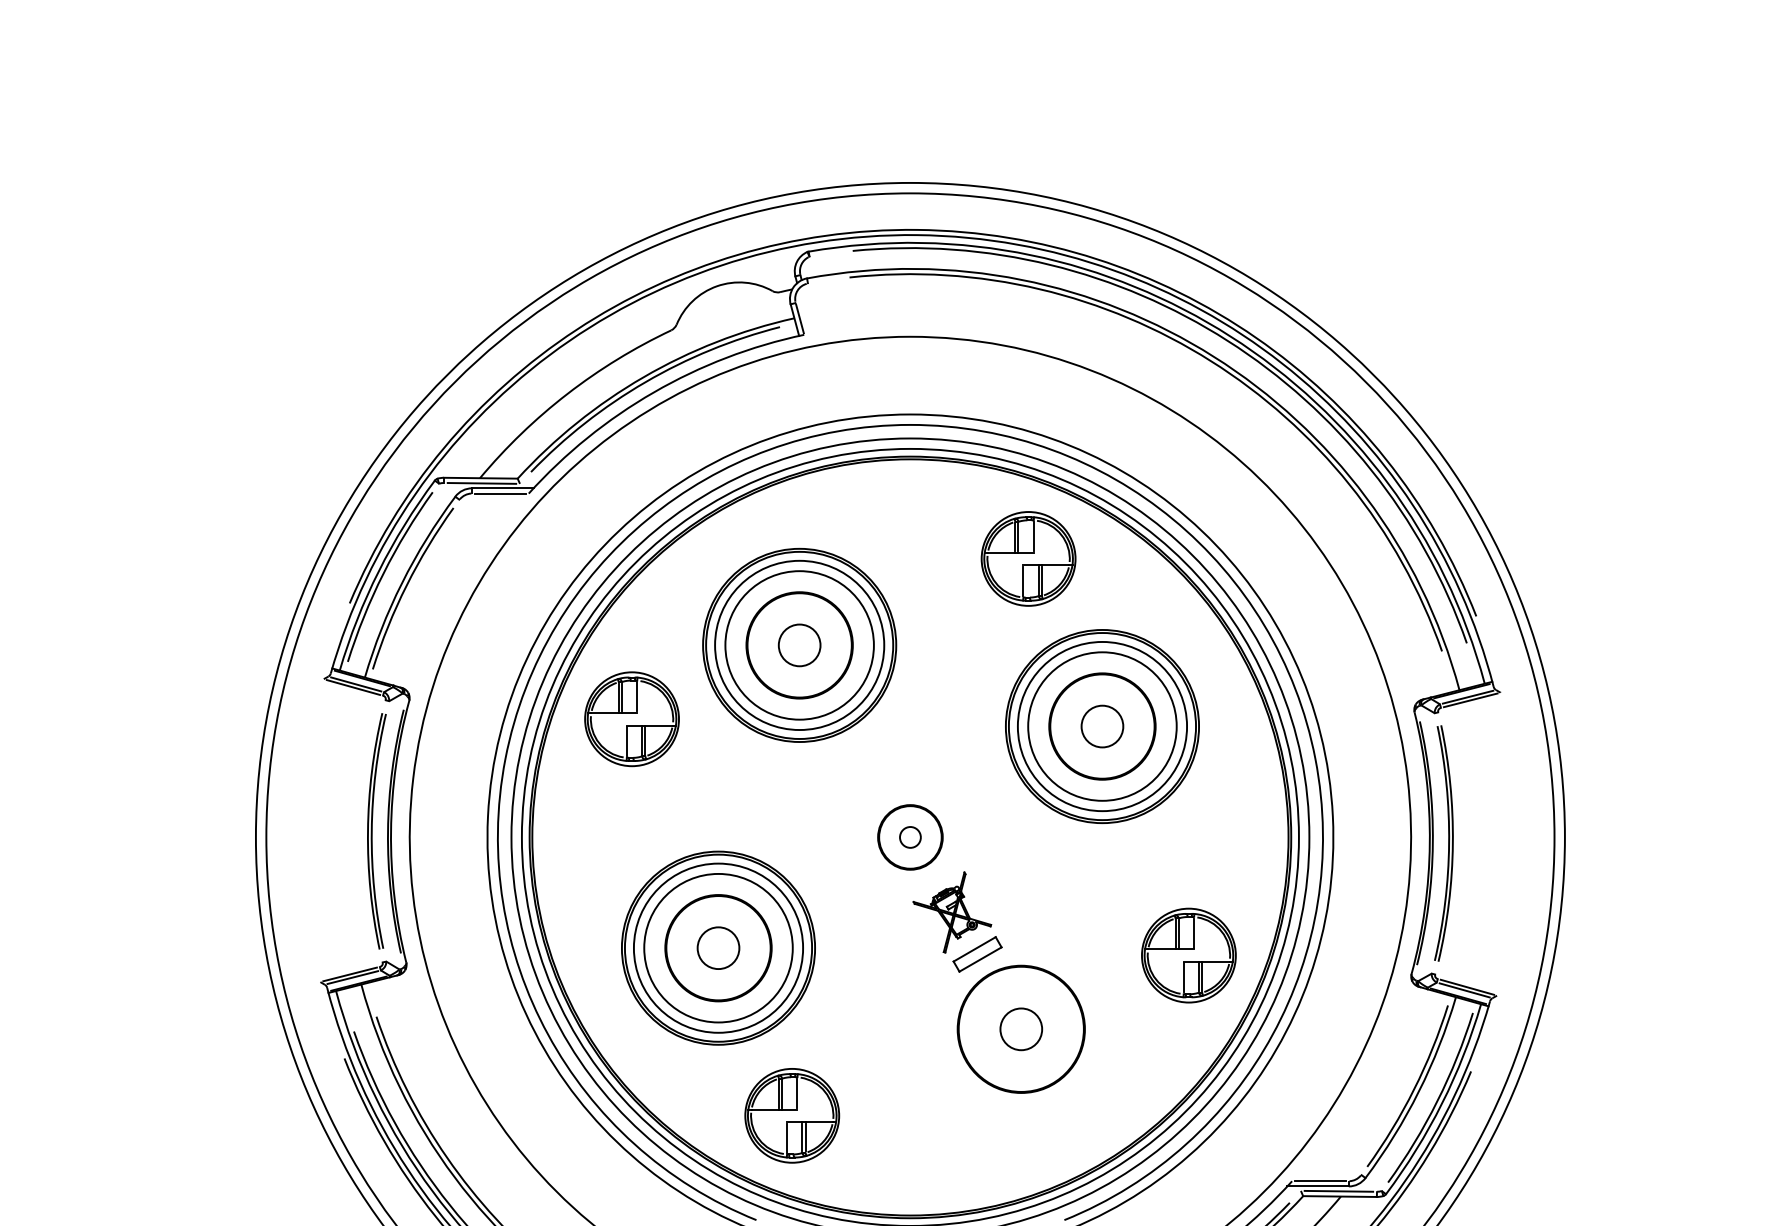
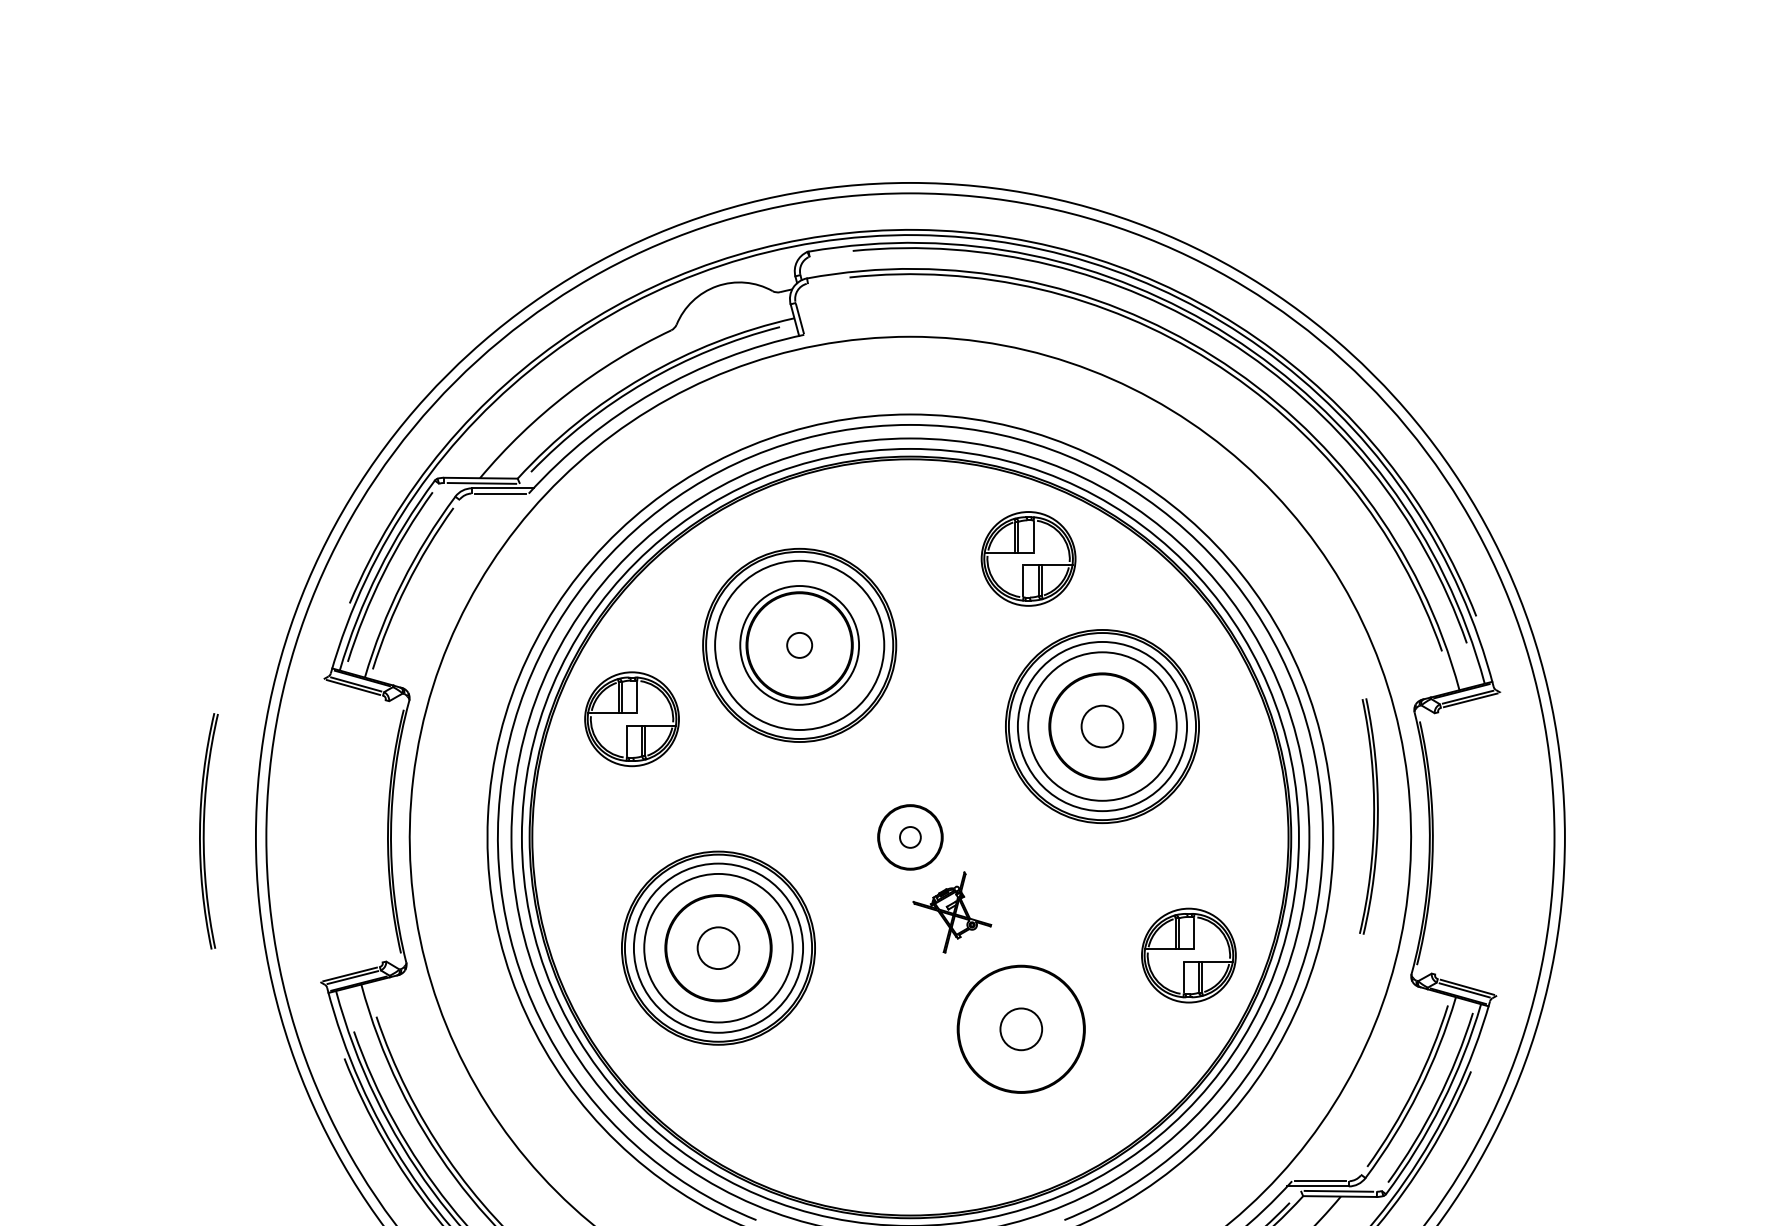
circle diameter: 149 px -> 119 px (799, 645)
circle diameter: 42 px -> 25 px (799, 644)
part position: (376, 831) -> (208, 831) (208, 831)
part position: (1443, 843) -> (1368, 816) (1368, 816)
part: present -> none (977, 954)
part: present -> none (792, 1115)
